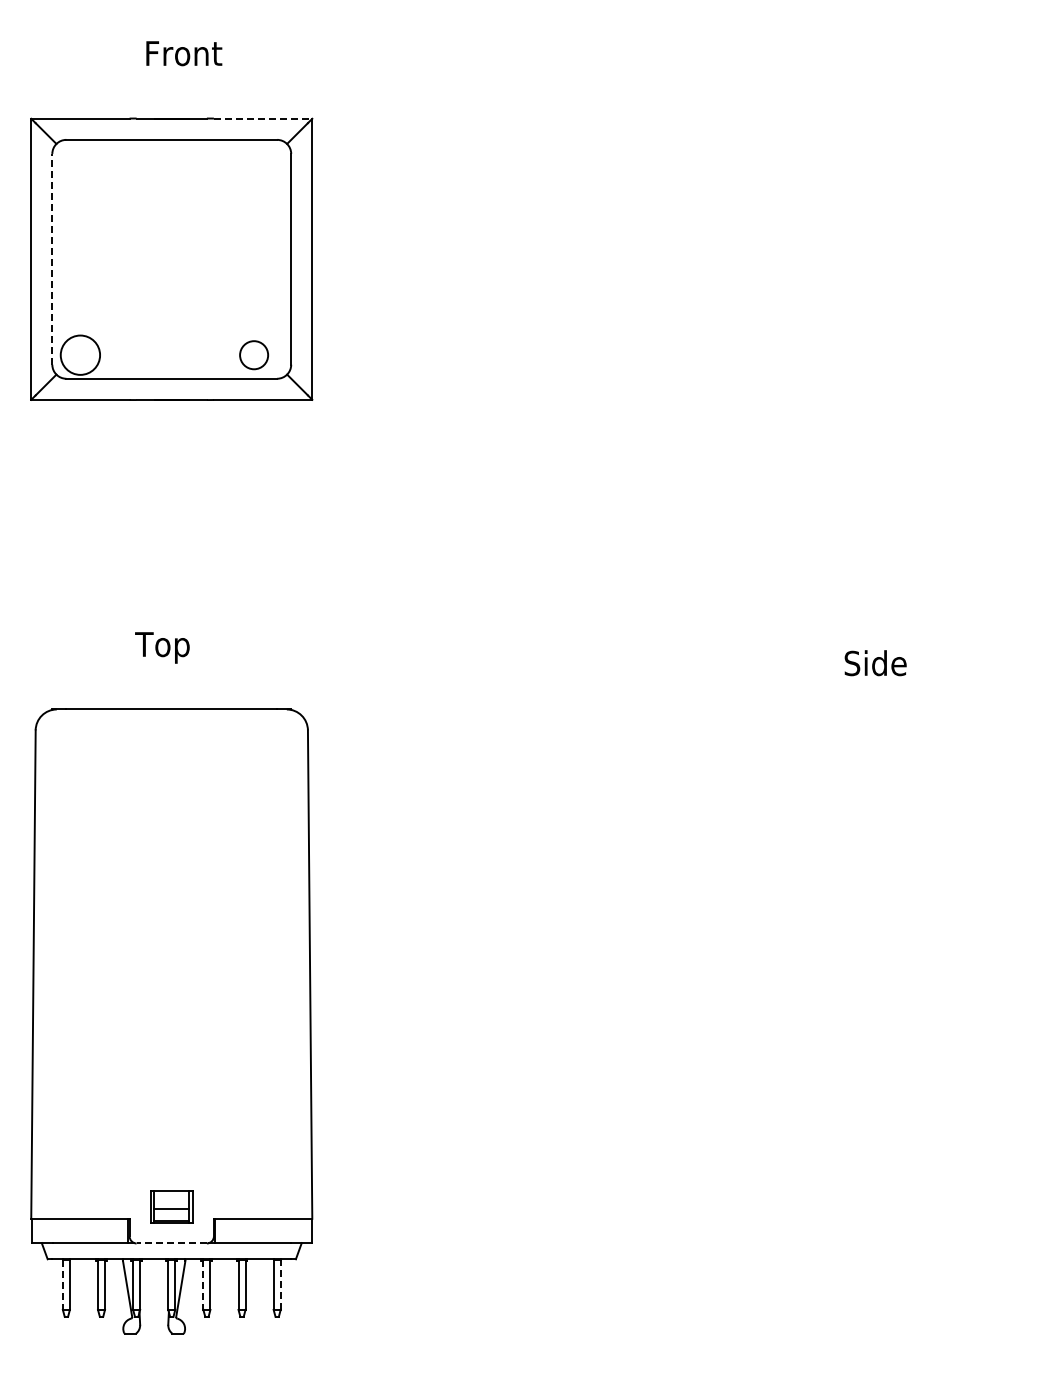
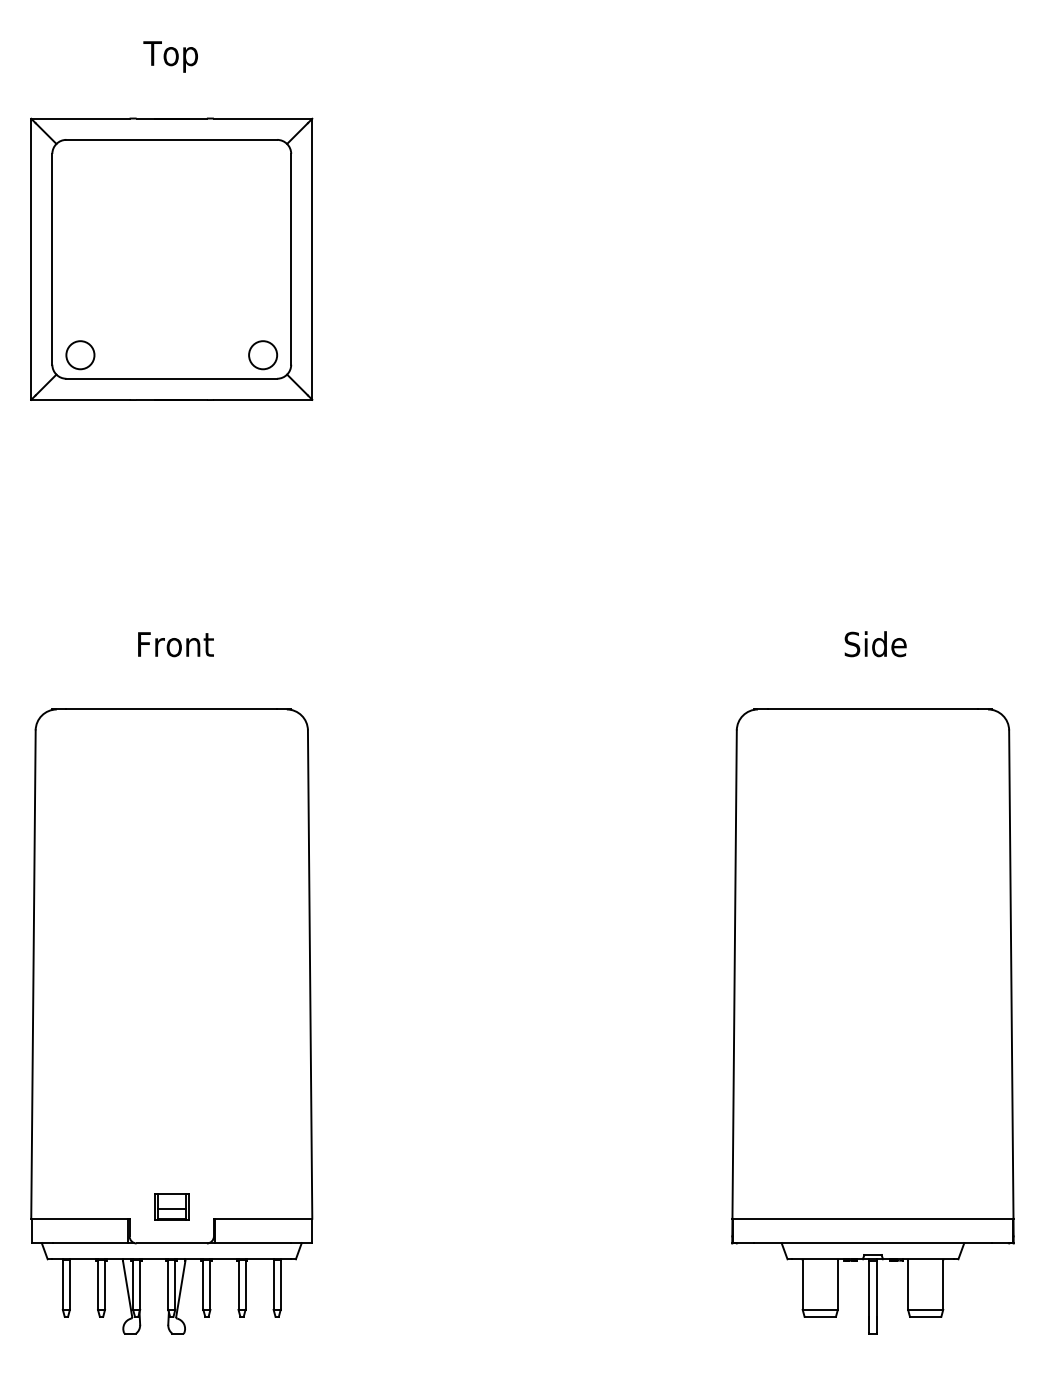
text: Front -> Top (182, 56)
line: dashed -> solid (263, 118)
line: dashed -> solid (52, 258)
circle diameter: 39 px -> 28 px (80, 355)
circle position: (254, 355) -> (263, 355) (263, 355)
text: Top -> Front (174, 647)
text position: (875, 663) -> (875, 644) (875, 644)
part: none -> present (872, 1021)
part size: 44x34 px -> 36x28 px (171, 1206)
line: dashed -> solid (171, 1243)
line: dashed -> solid (62, 1284)
line: dashed -> solid (203, 1284)
line: dashed -> solid (280, 1284)
